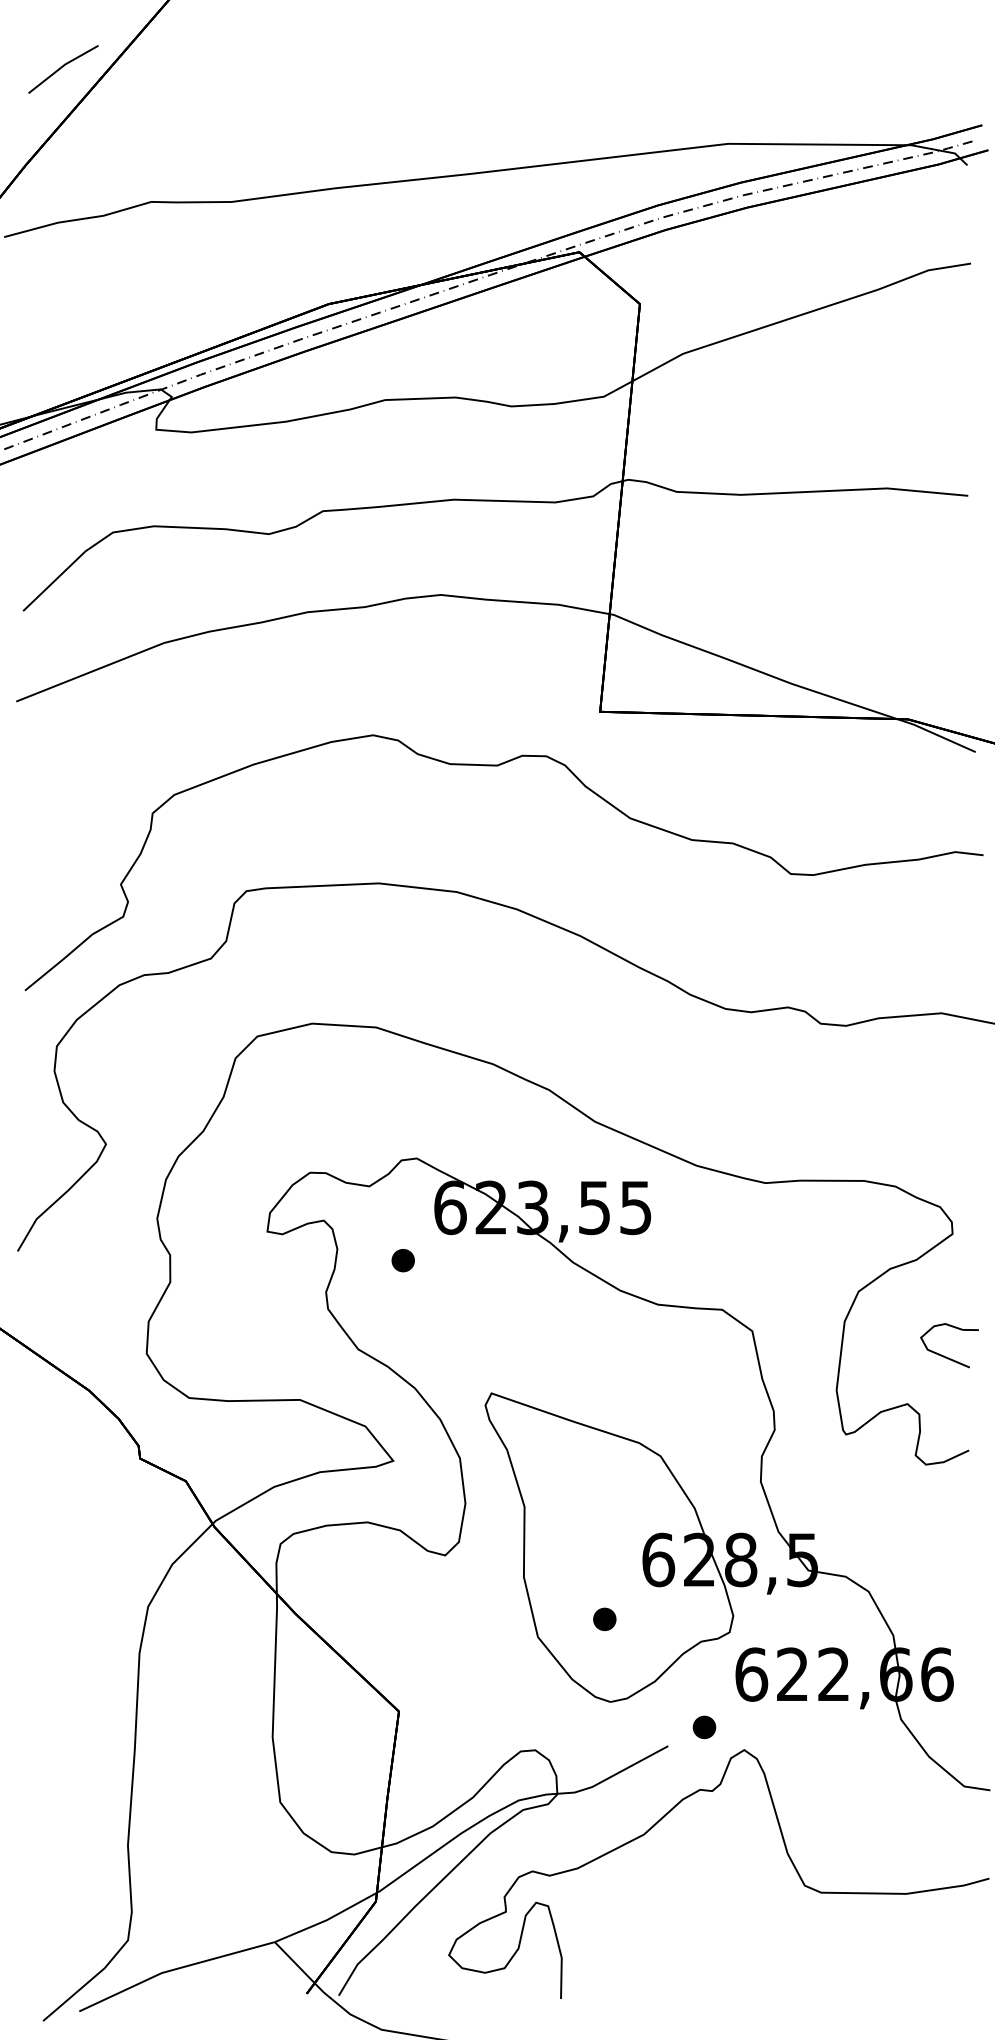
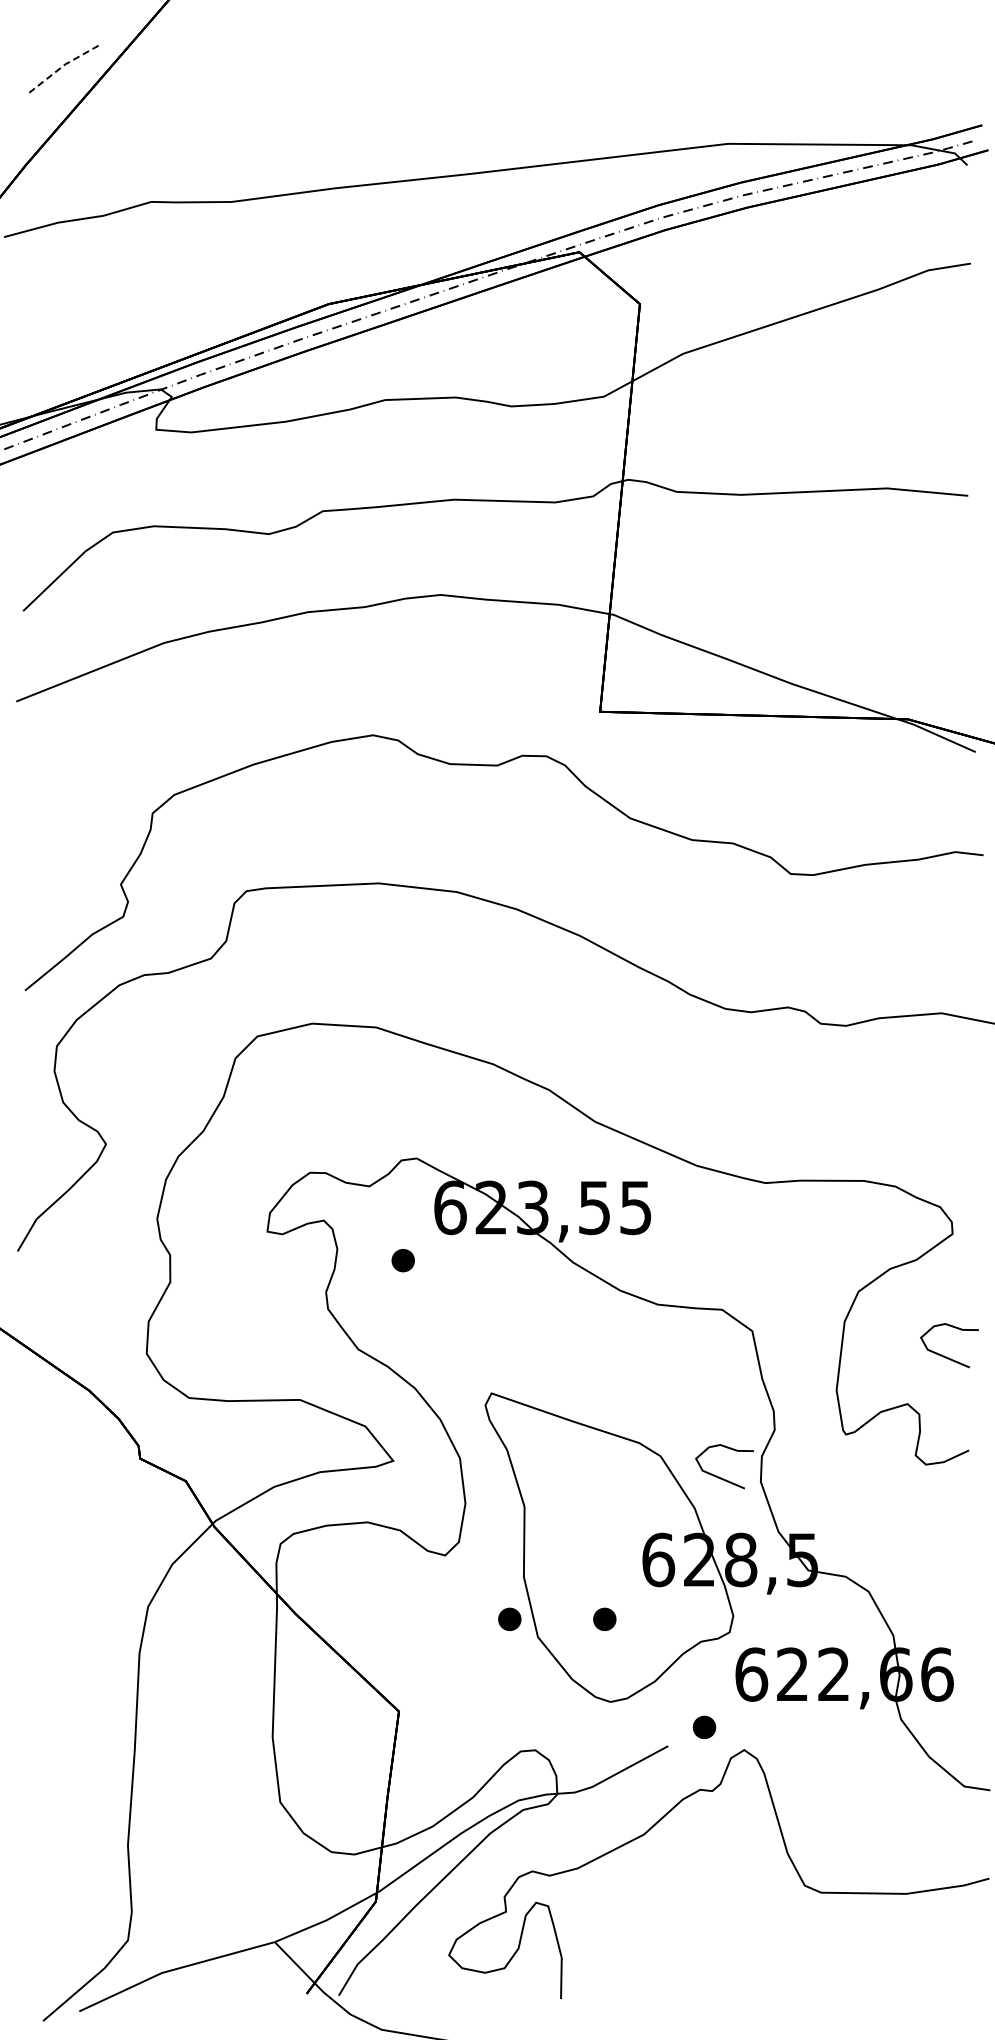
line: solid -> dashed (62, 66)
curve: none -> present (719, 1476)
part: none -> present (509, 1619)
